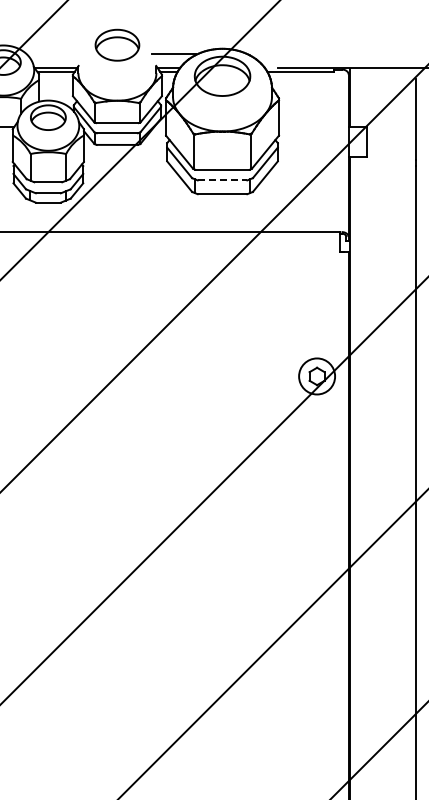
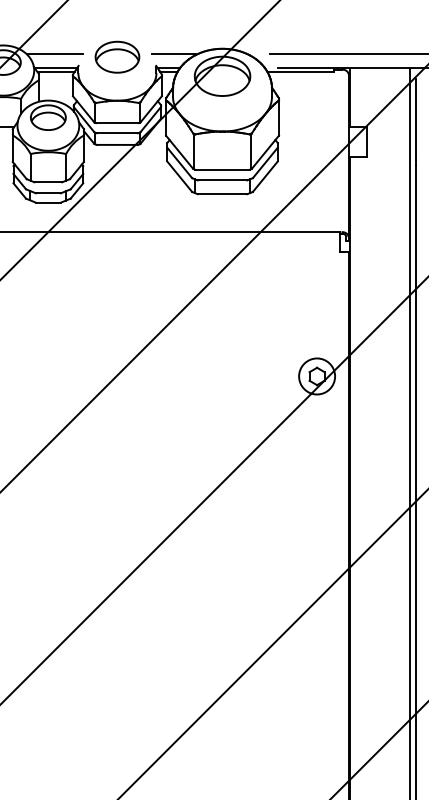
part position: (117, 44) -> (117, 56) (117, 56)
line: none -> present (54, 54)
line: none -> present (347, 54)
line: dashed -> solid (222, 180)
line: none -> present (410, 432)
